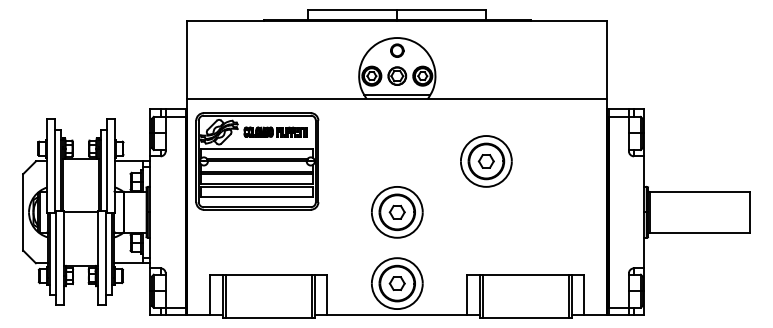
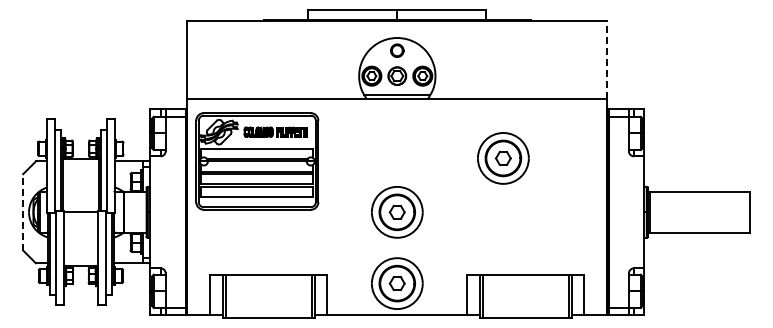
line: solid -> dashed (607, 60)
part position: (486, 161) -> (503, 158) (503, 158)
line: solid -> dashed (23, 211)
